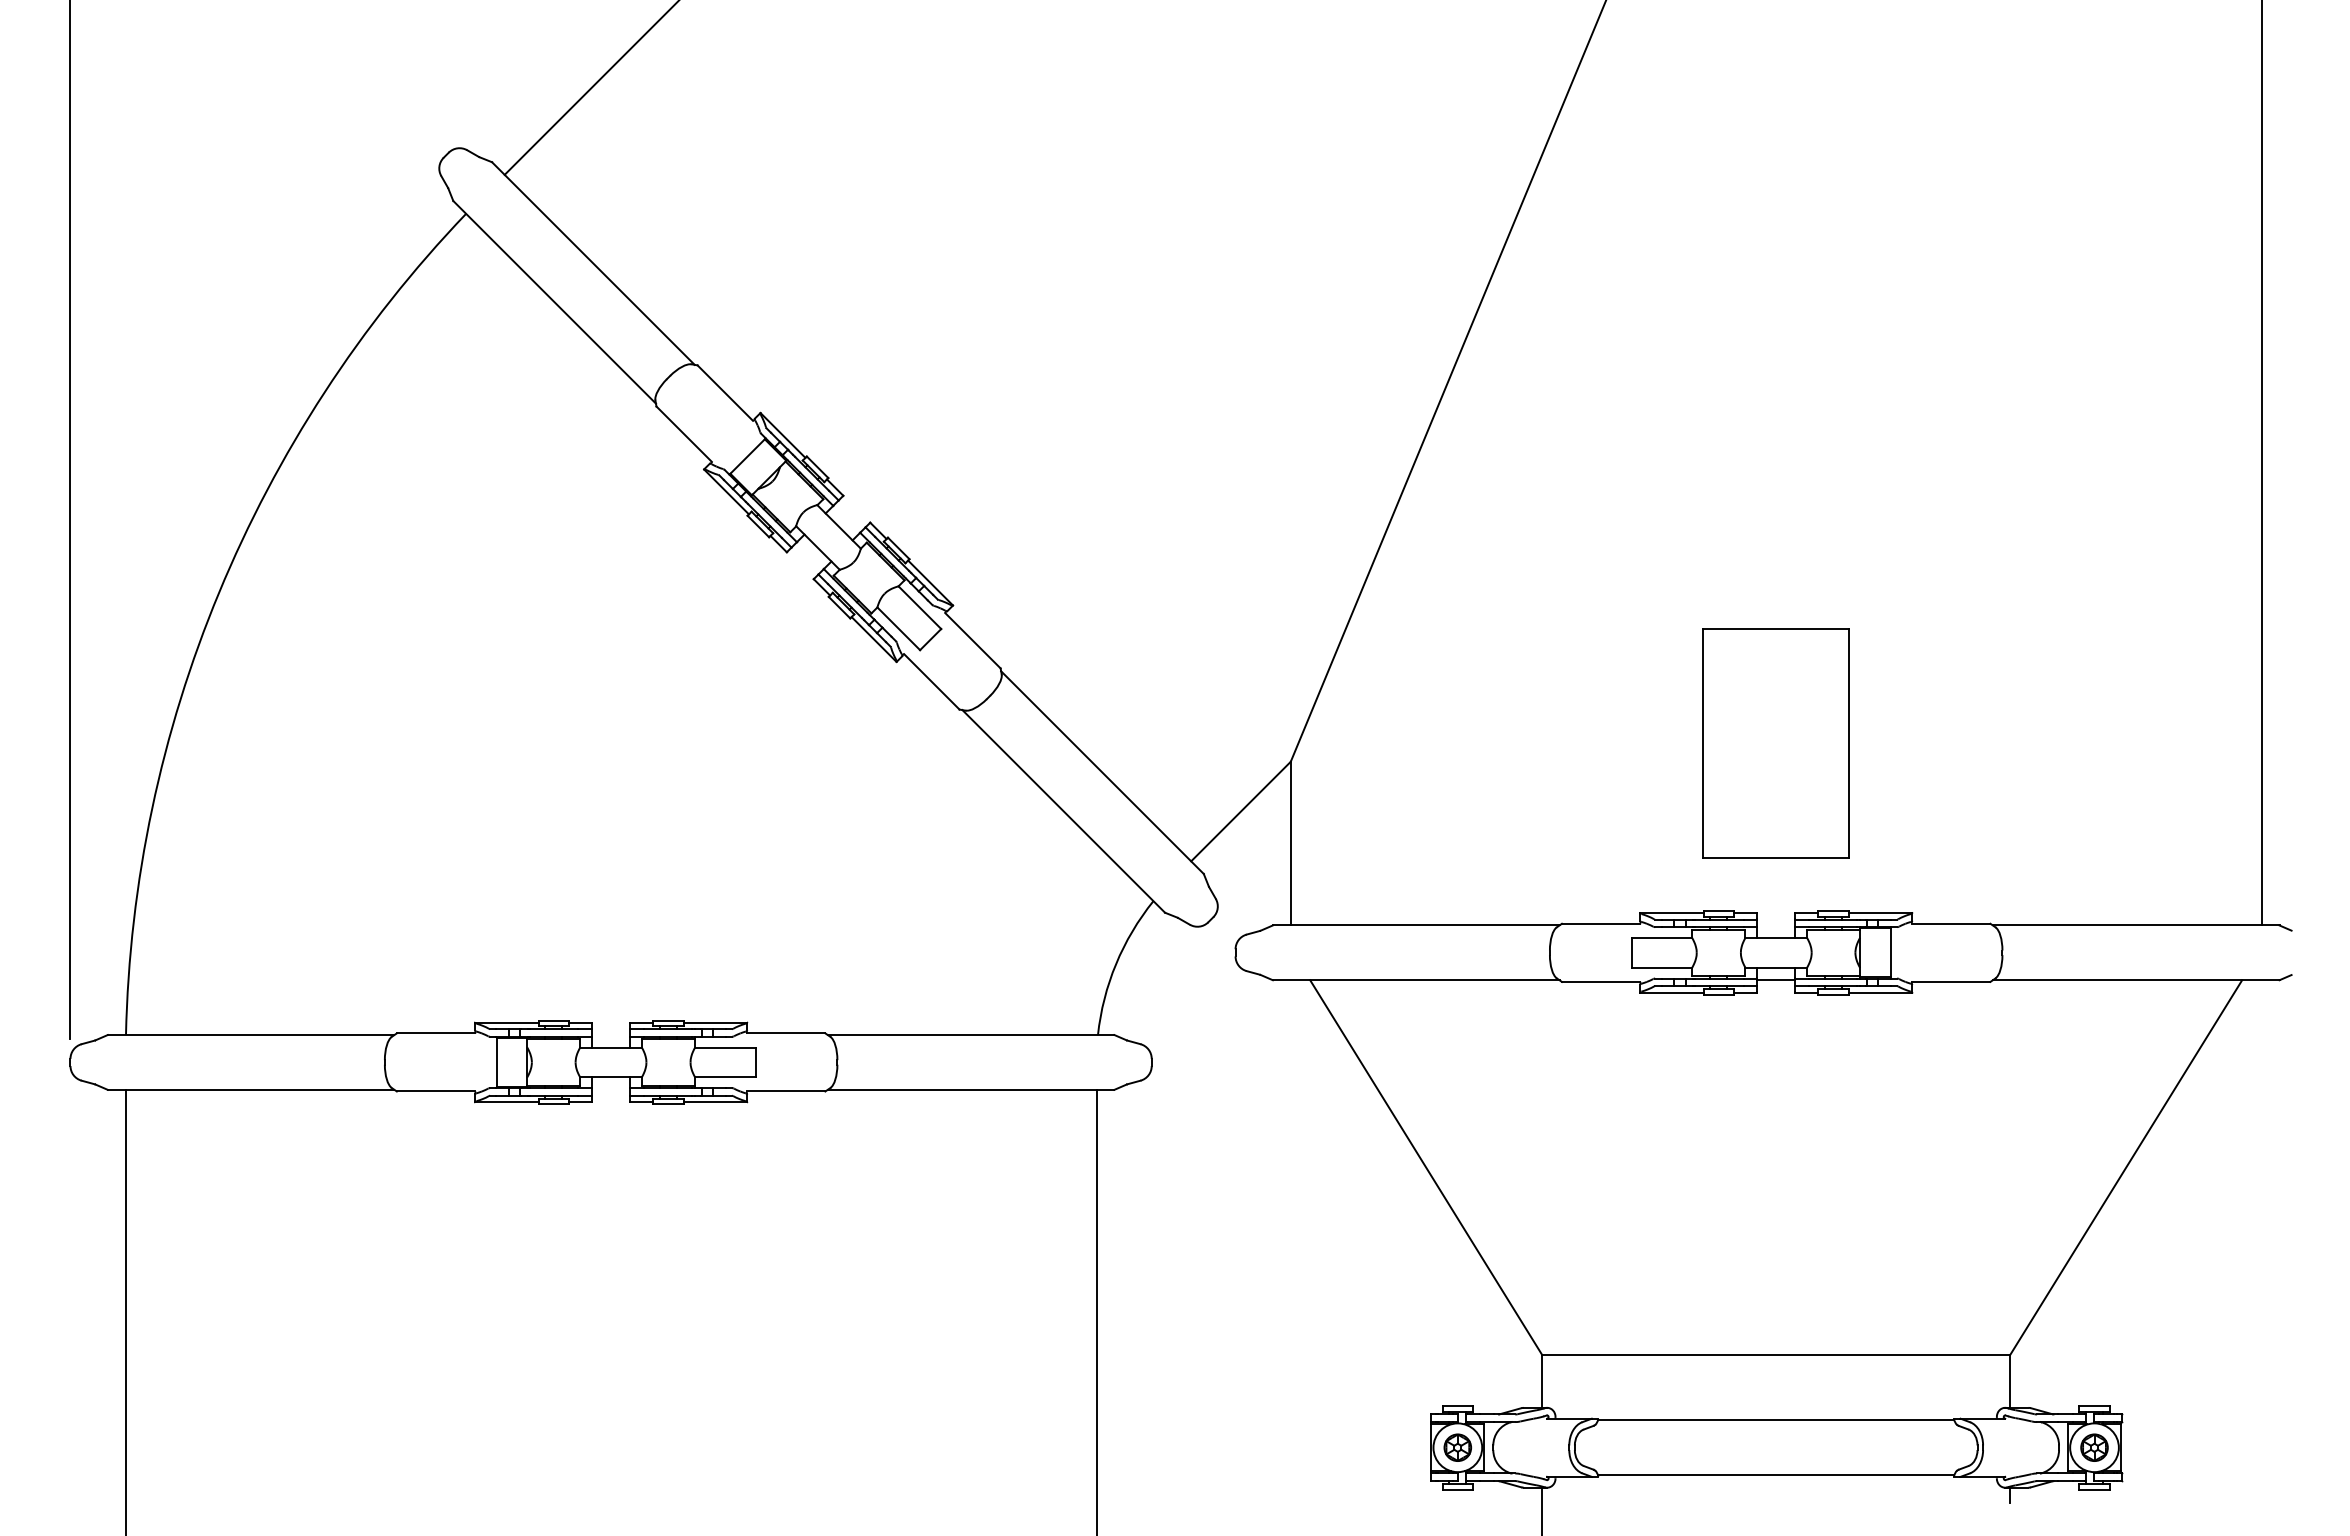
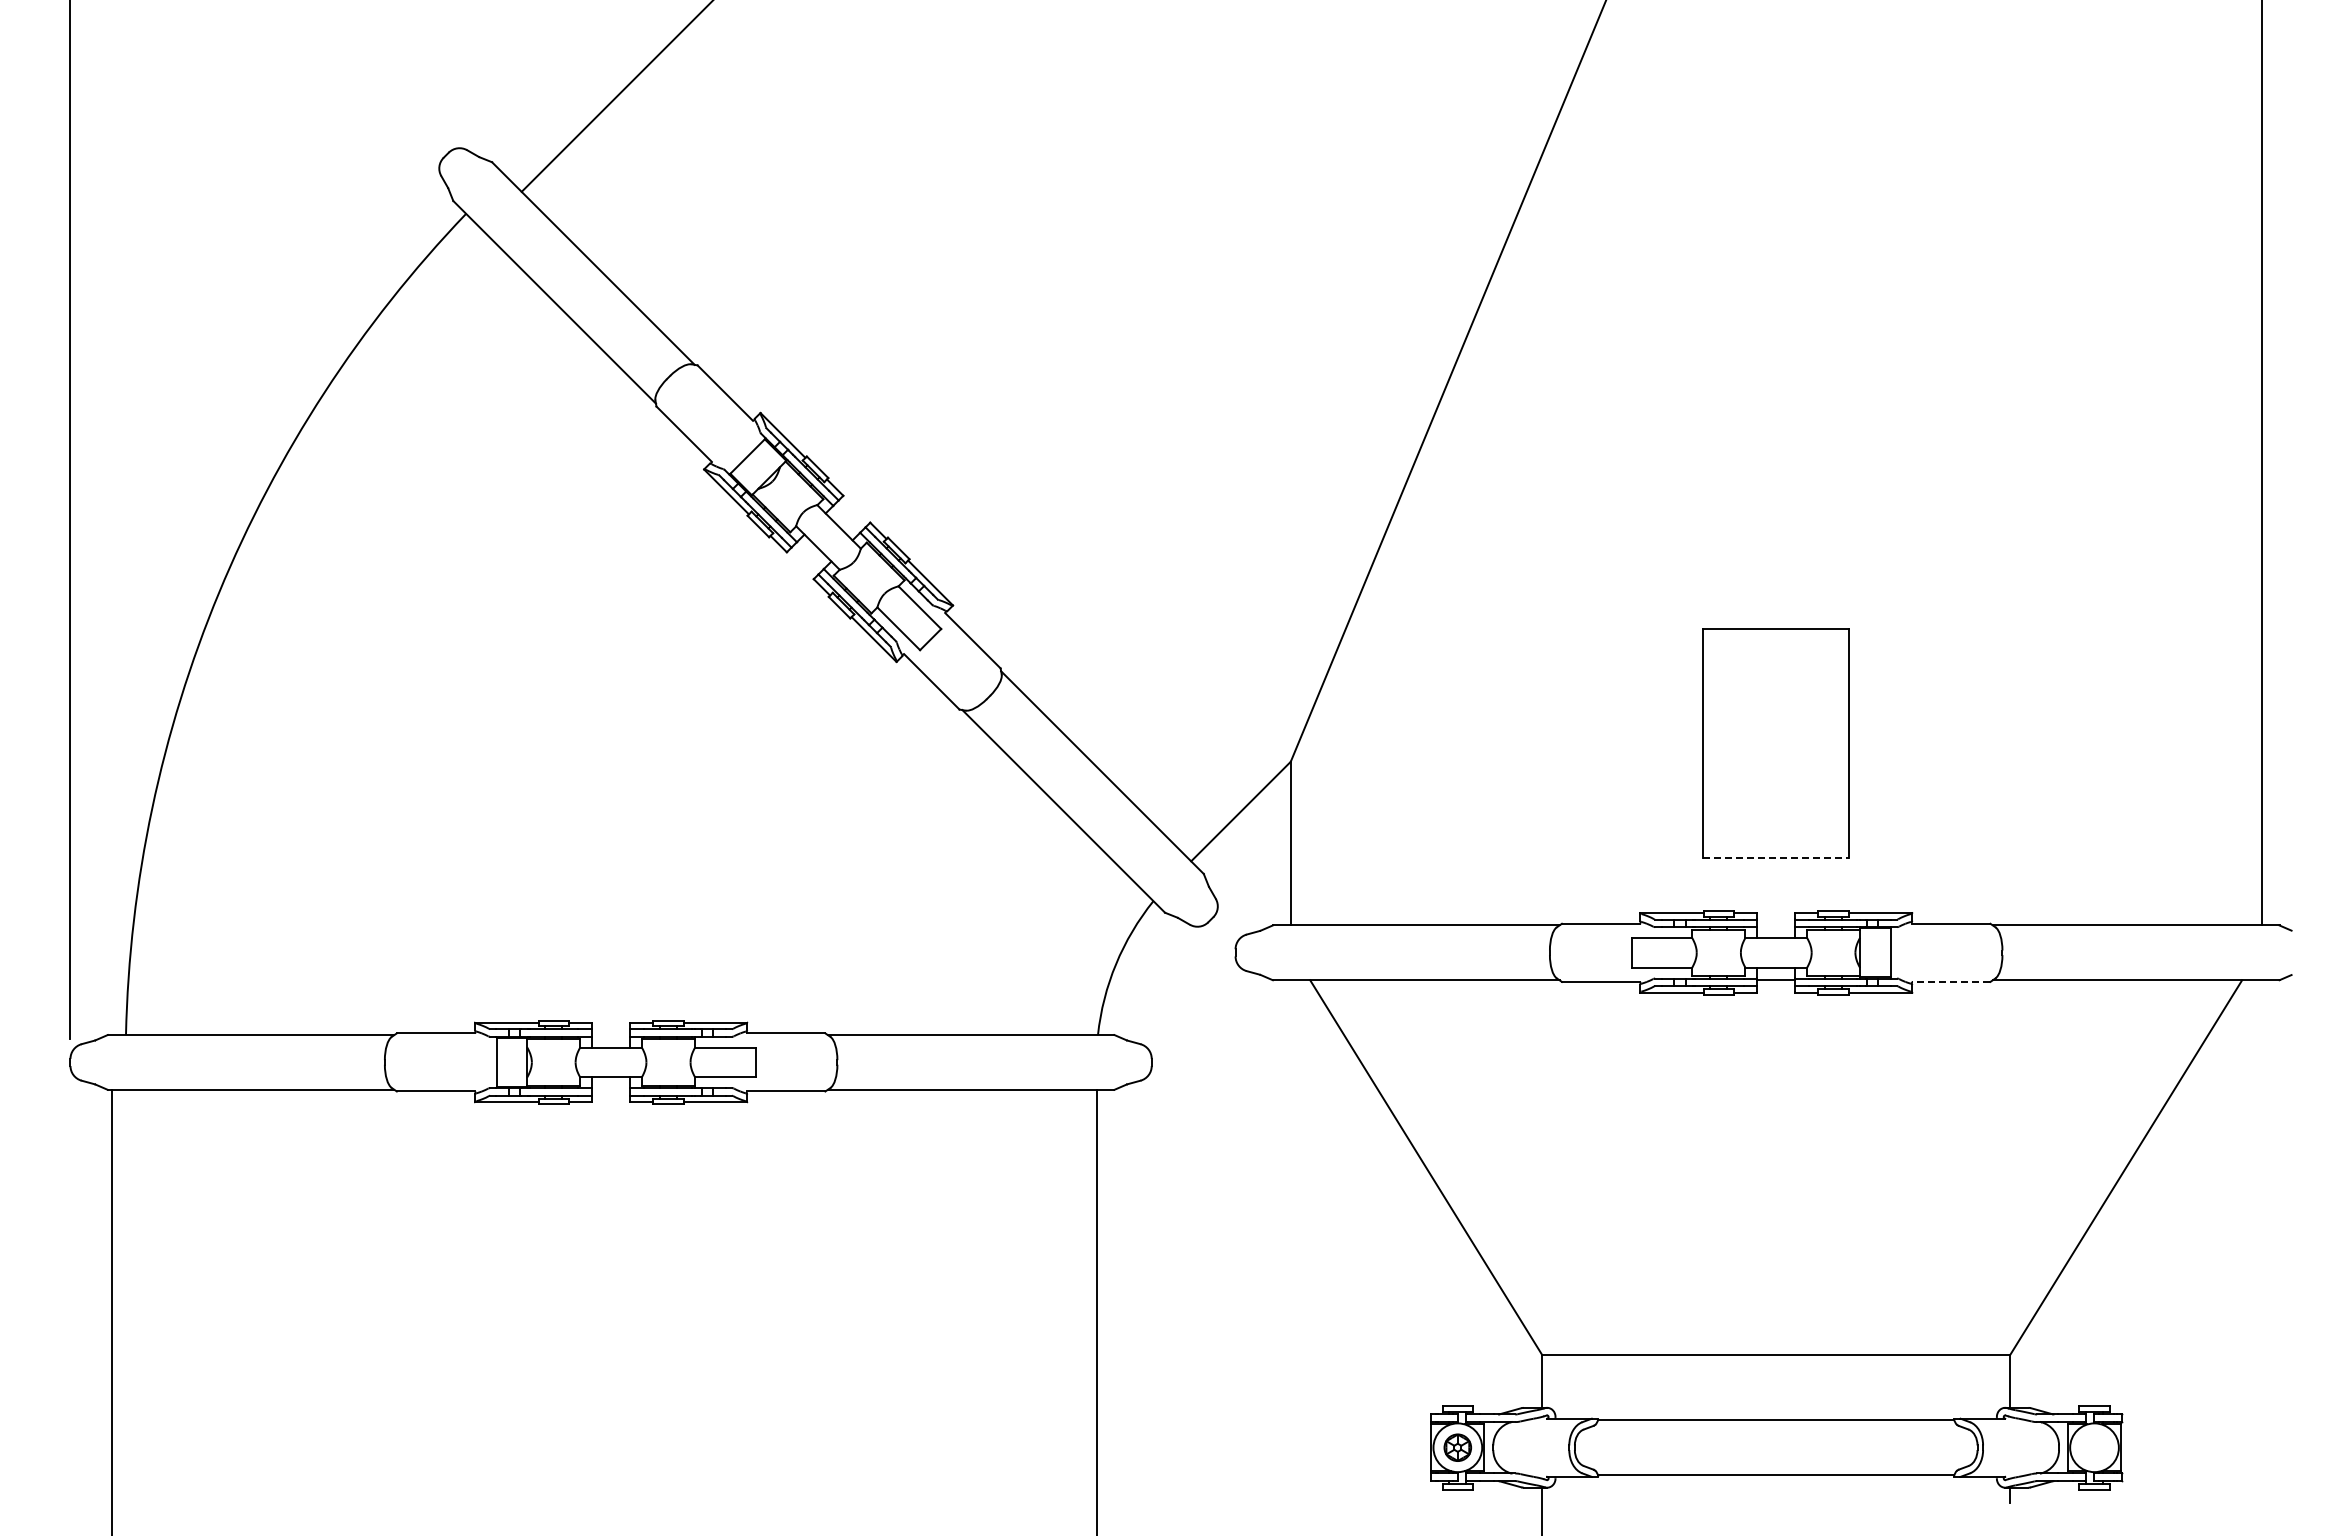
line position: (590, 88) -> (616, 96) (616, 96)
line: solid -> dashed (1776, 857)
line: solid -> dashed (1950, 981)
line position: (125, 1310) -> (111, 1310) (111, 1310)
part: present -> none (2094, 1447)
